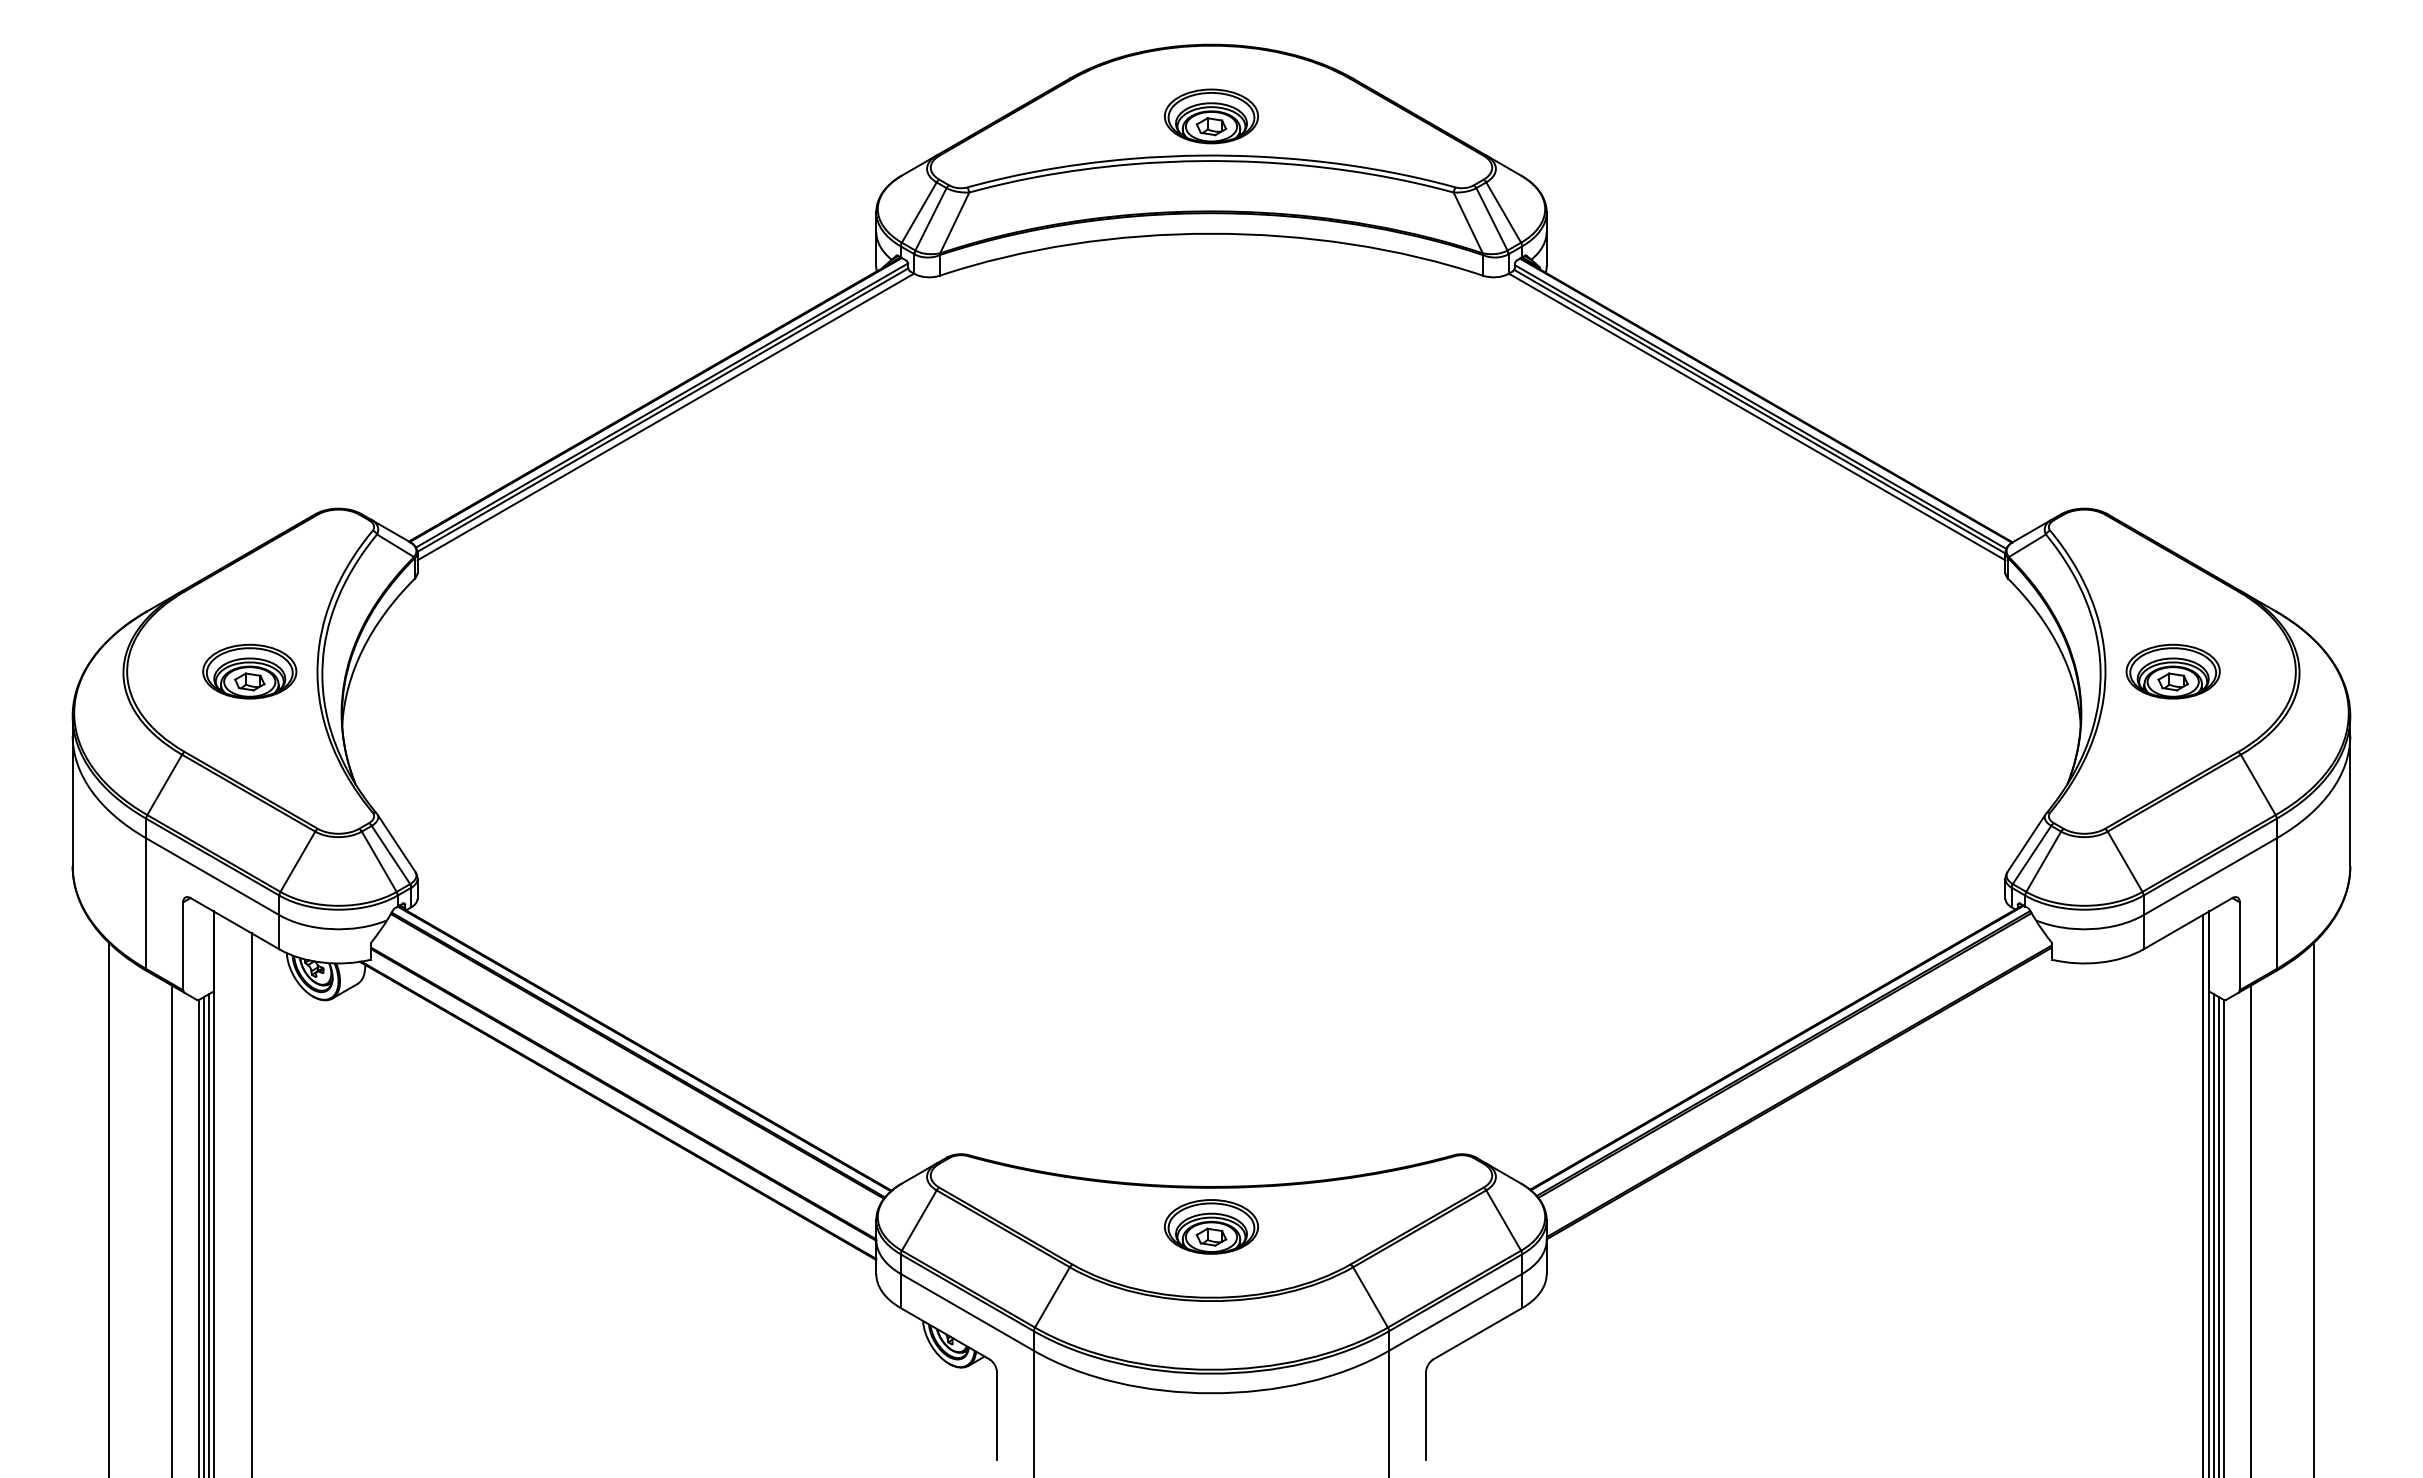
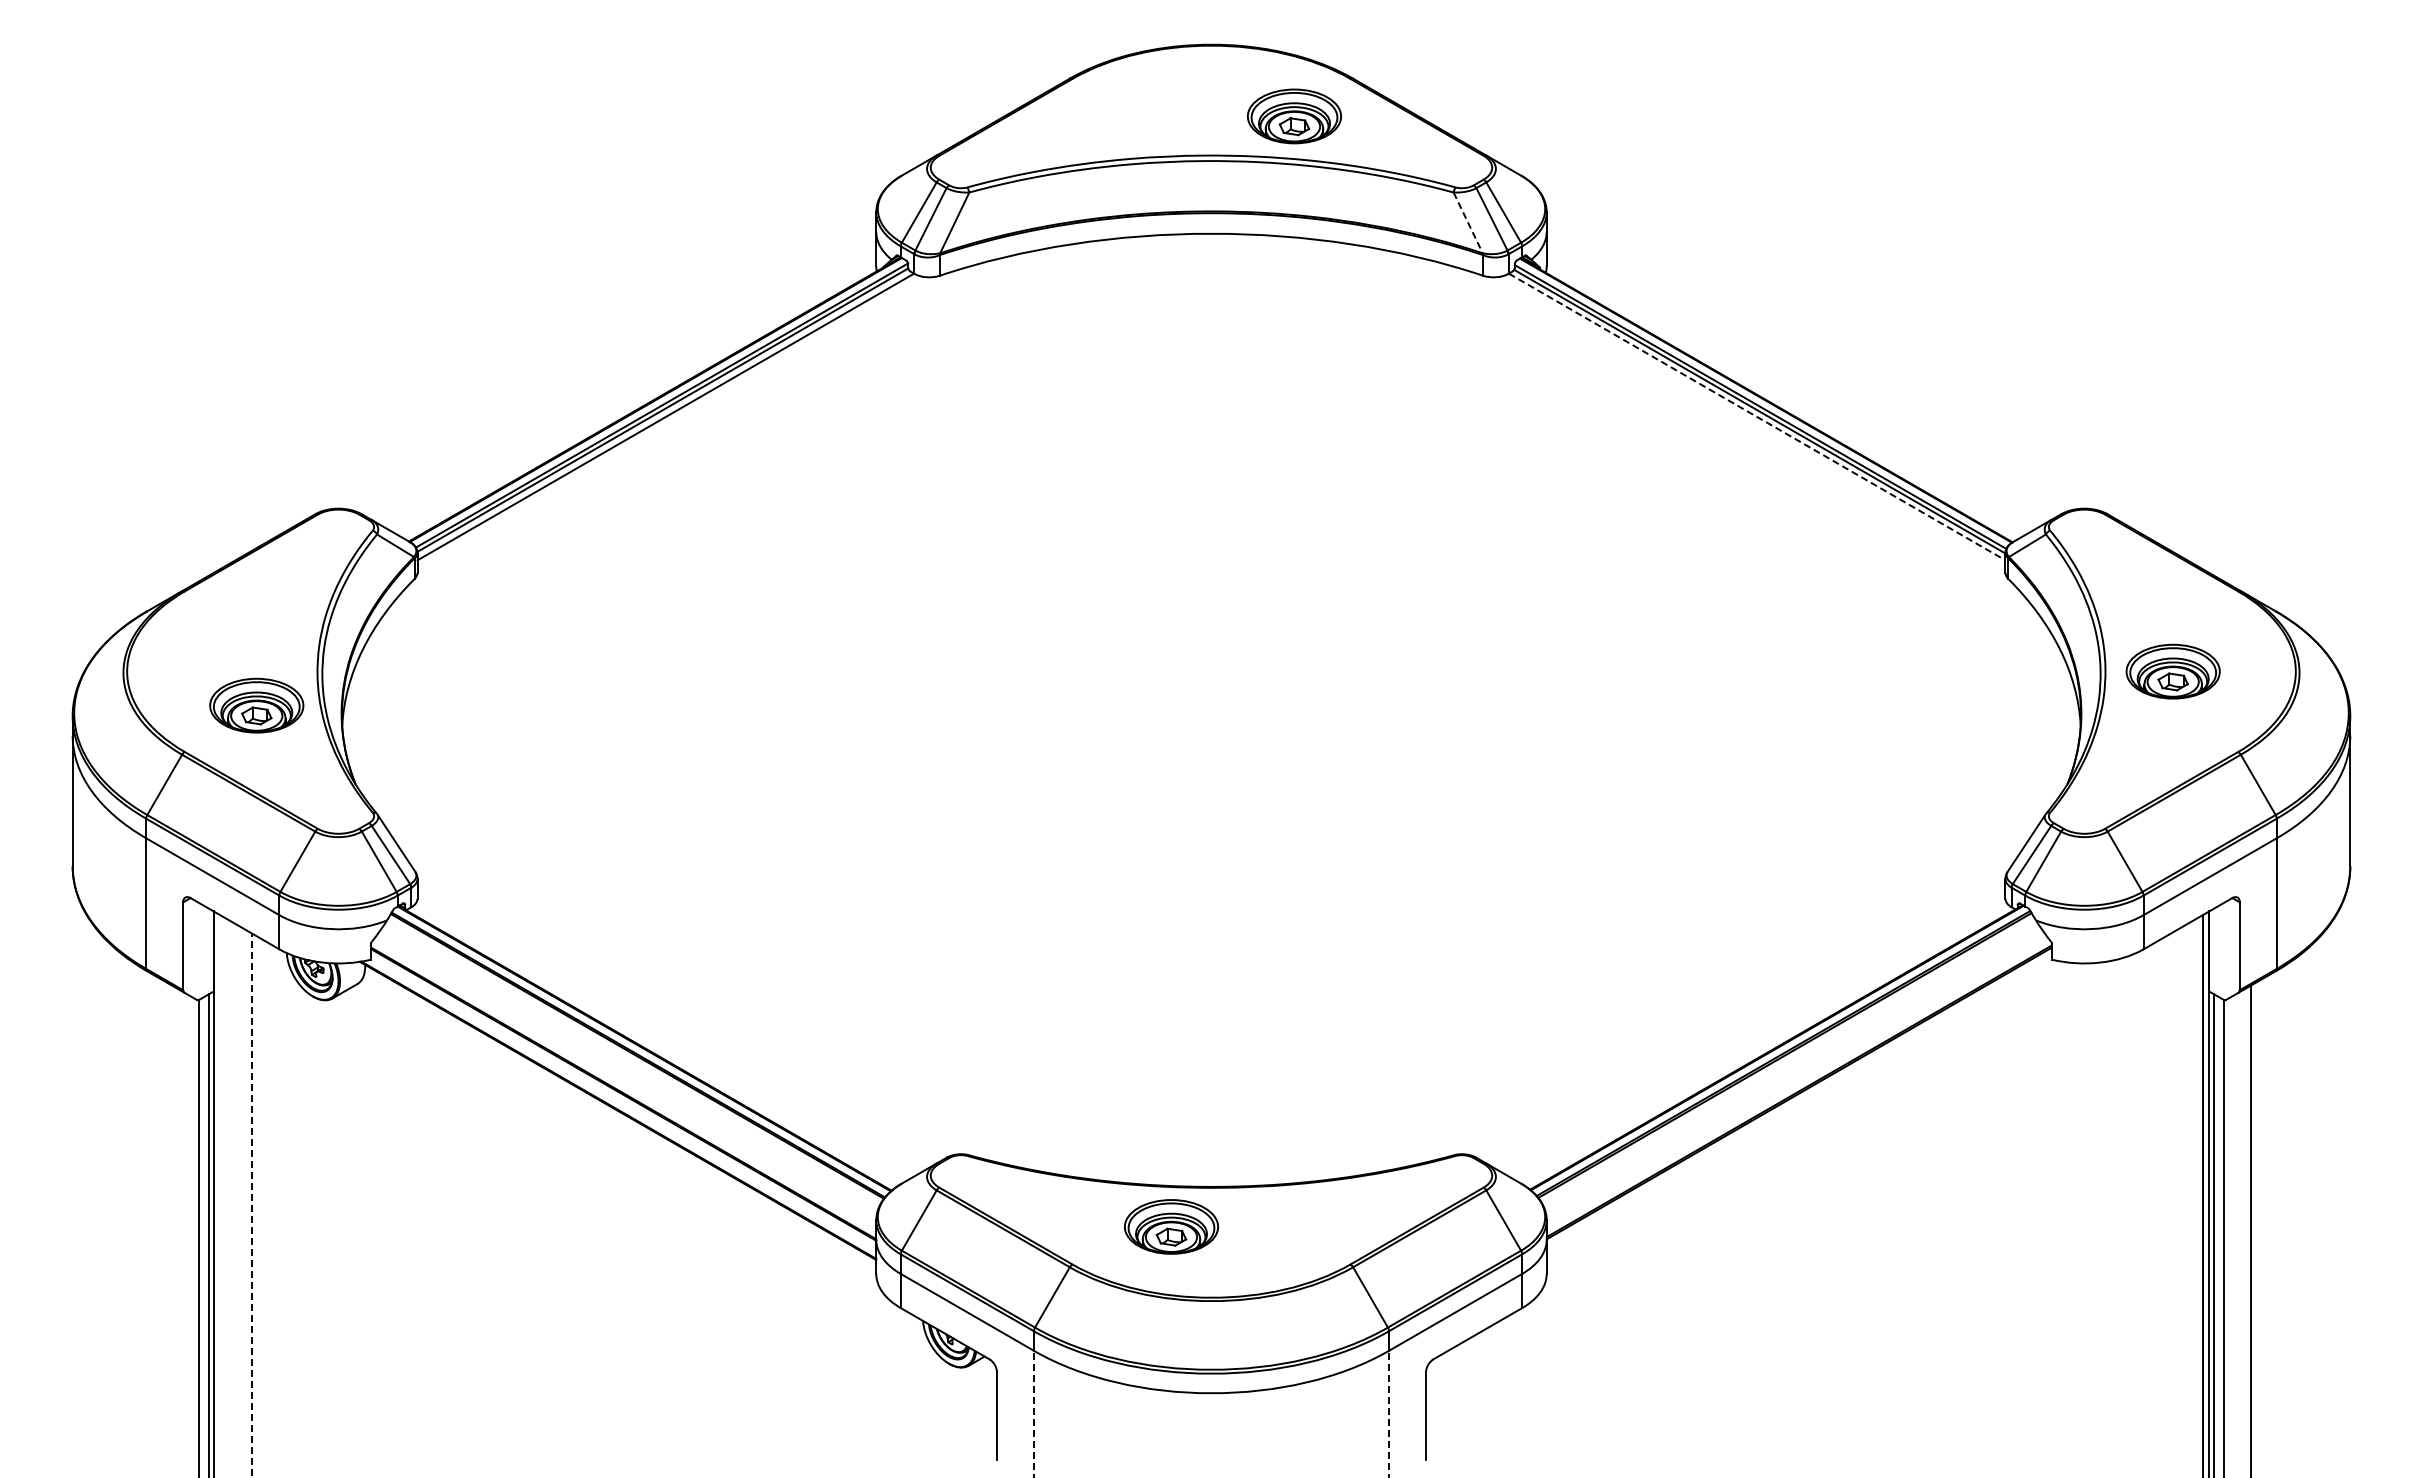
part position: (1211, 116) -> (1294, 116) (1294, 116)
line: solid -> dashed (1468, 222)
line: solid -> dashed (1757, 416)
part position: (249, 671) -> (256, 705) (256, 705)
line: solid -> dashed (251, 1205)
line: present -> none (109, 1208)
line: present -> none (2313, 1208)
part position: (1211, 1226) -> (1171, 1226) (1171, 1226)
line: present -> none (172, 1229)
line: present -> none (203, 1235)
line: present -> none (2219, 1235)
line: solid -> dashed (1033, 1413)
line: solid -> dashed (1389, 1413)
